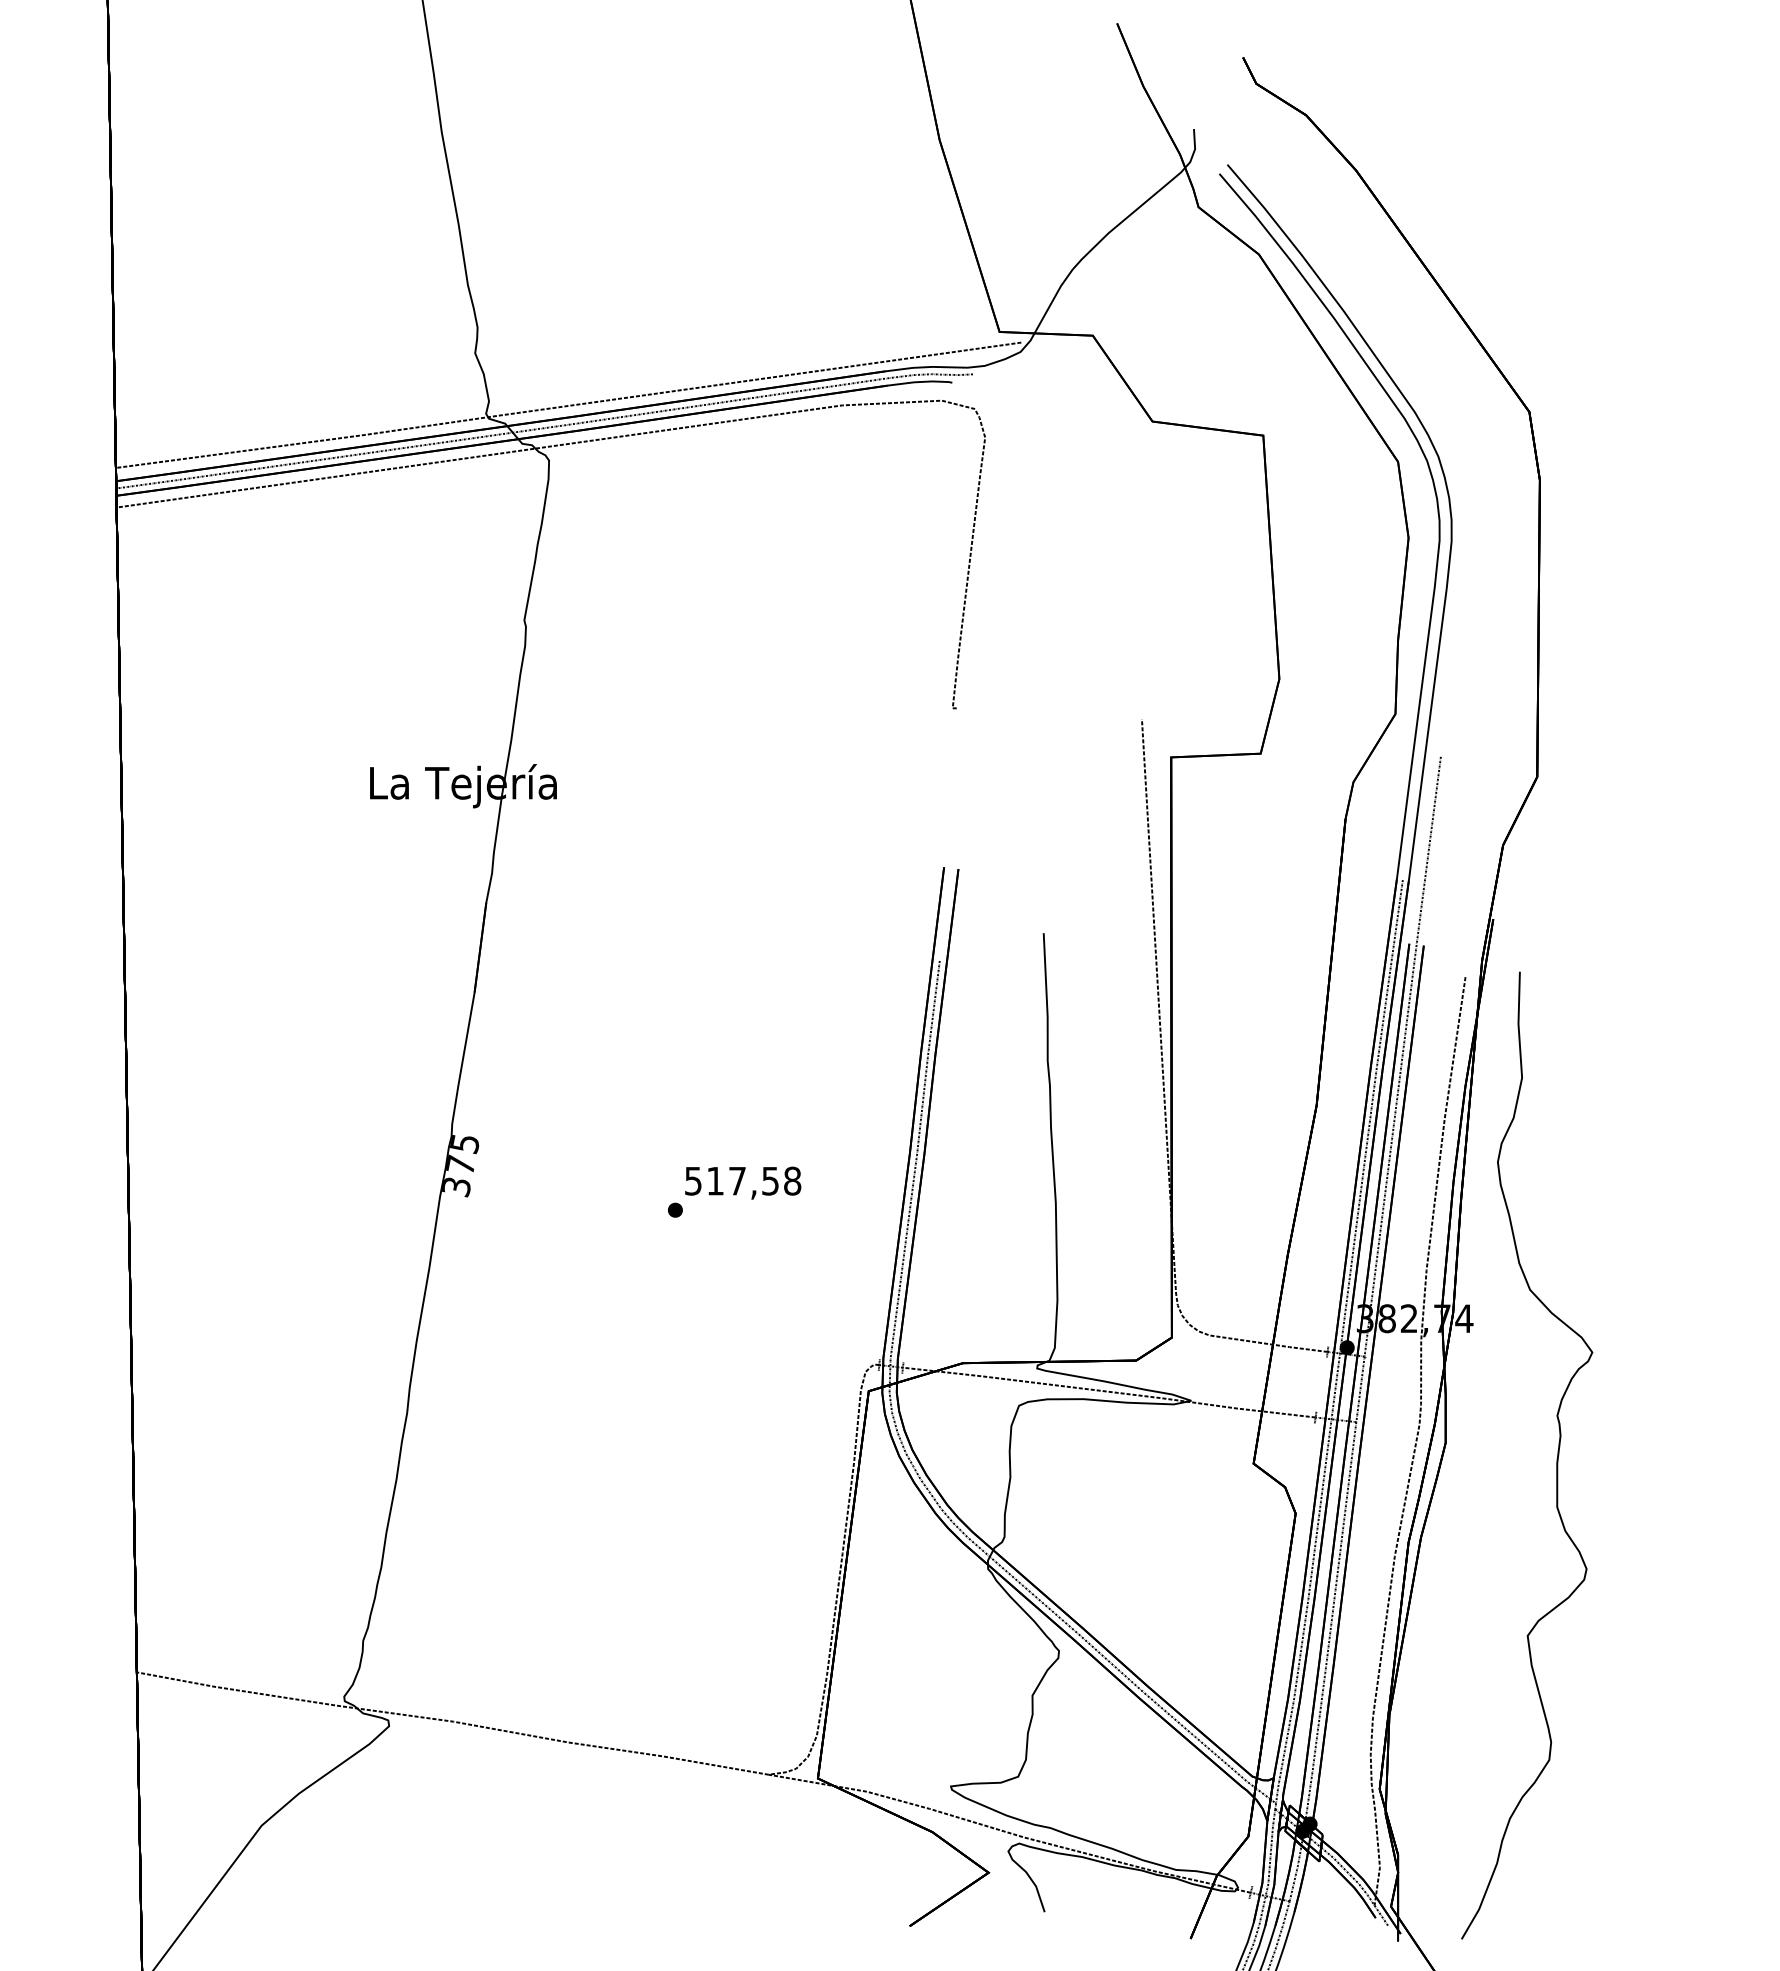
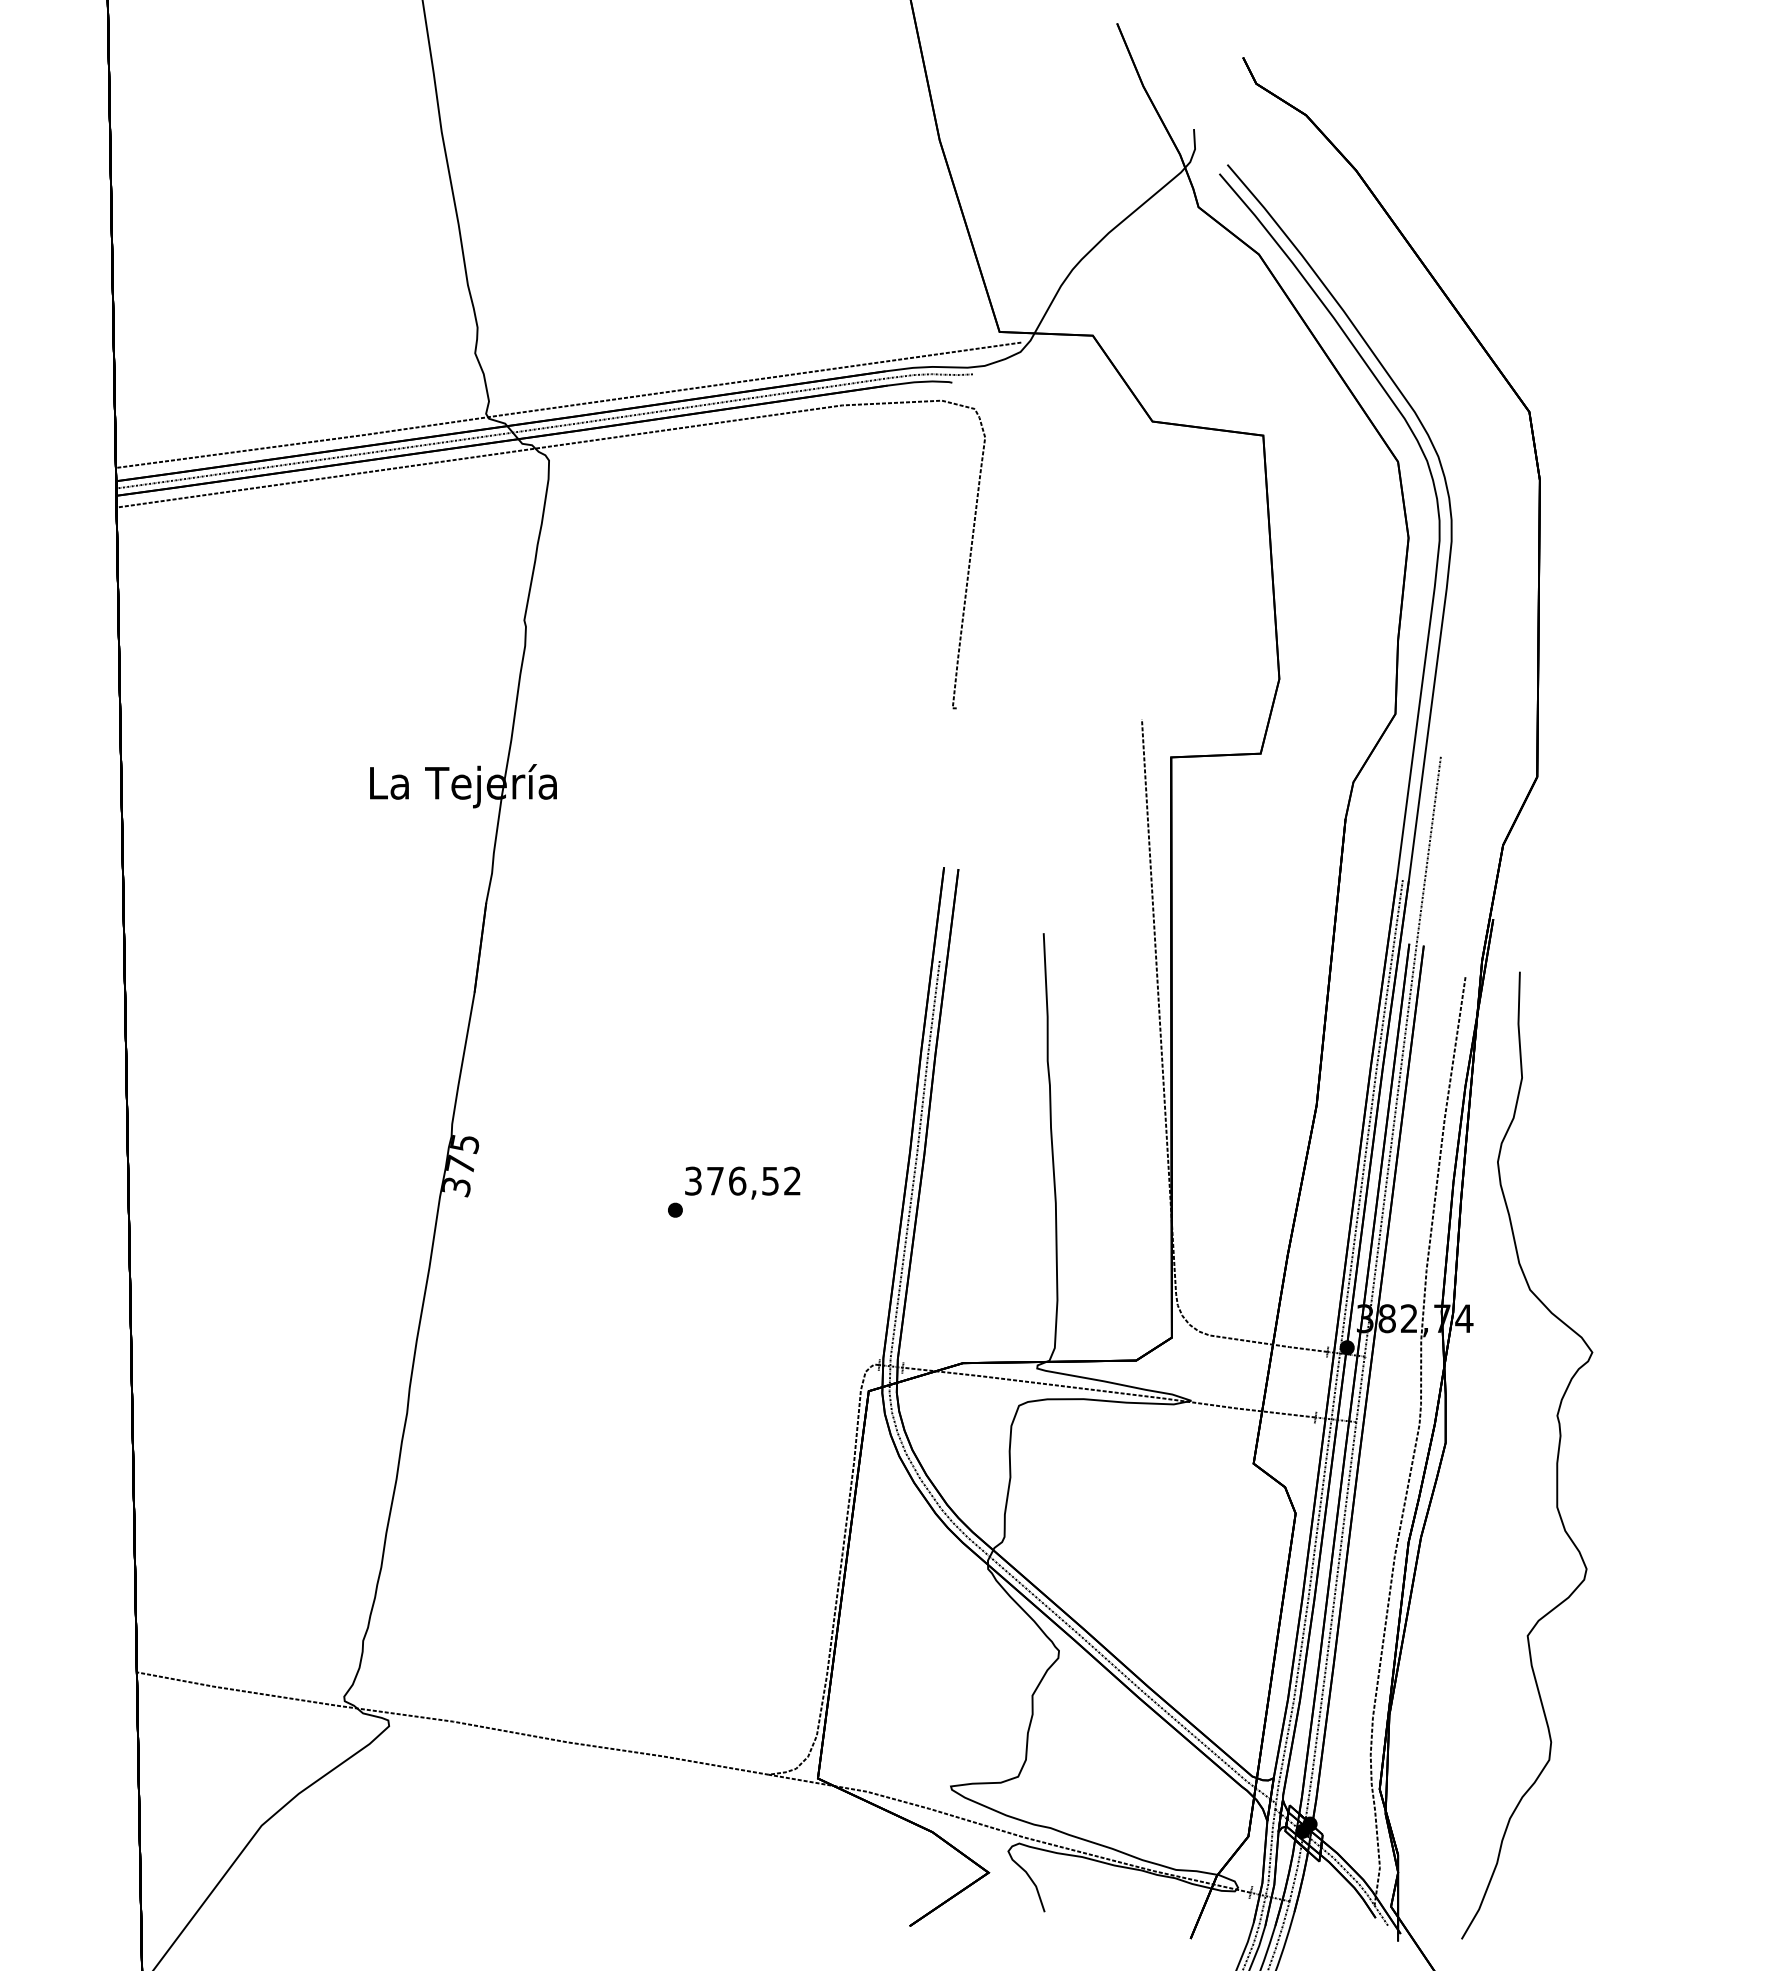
text: 517,58 -> 376,52 (743, 1180)
